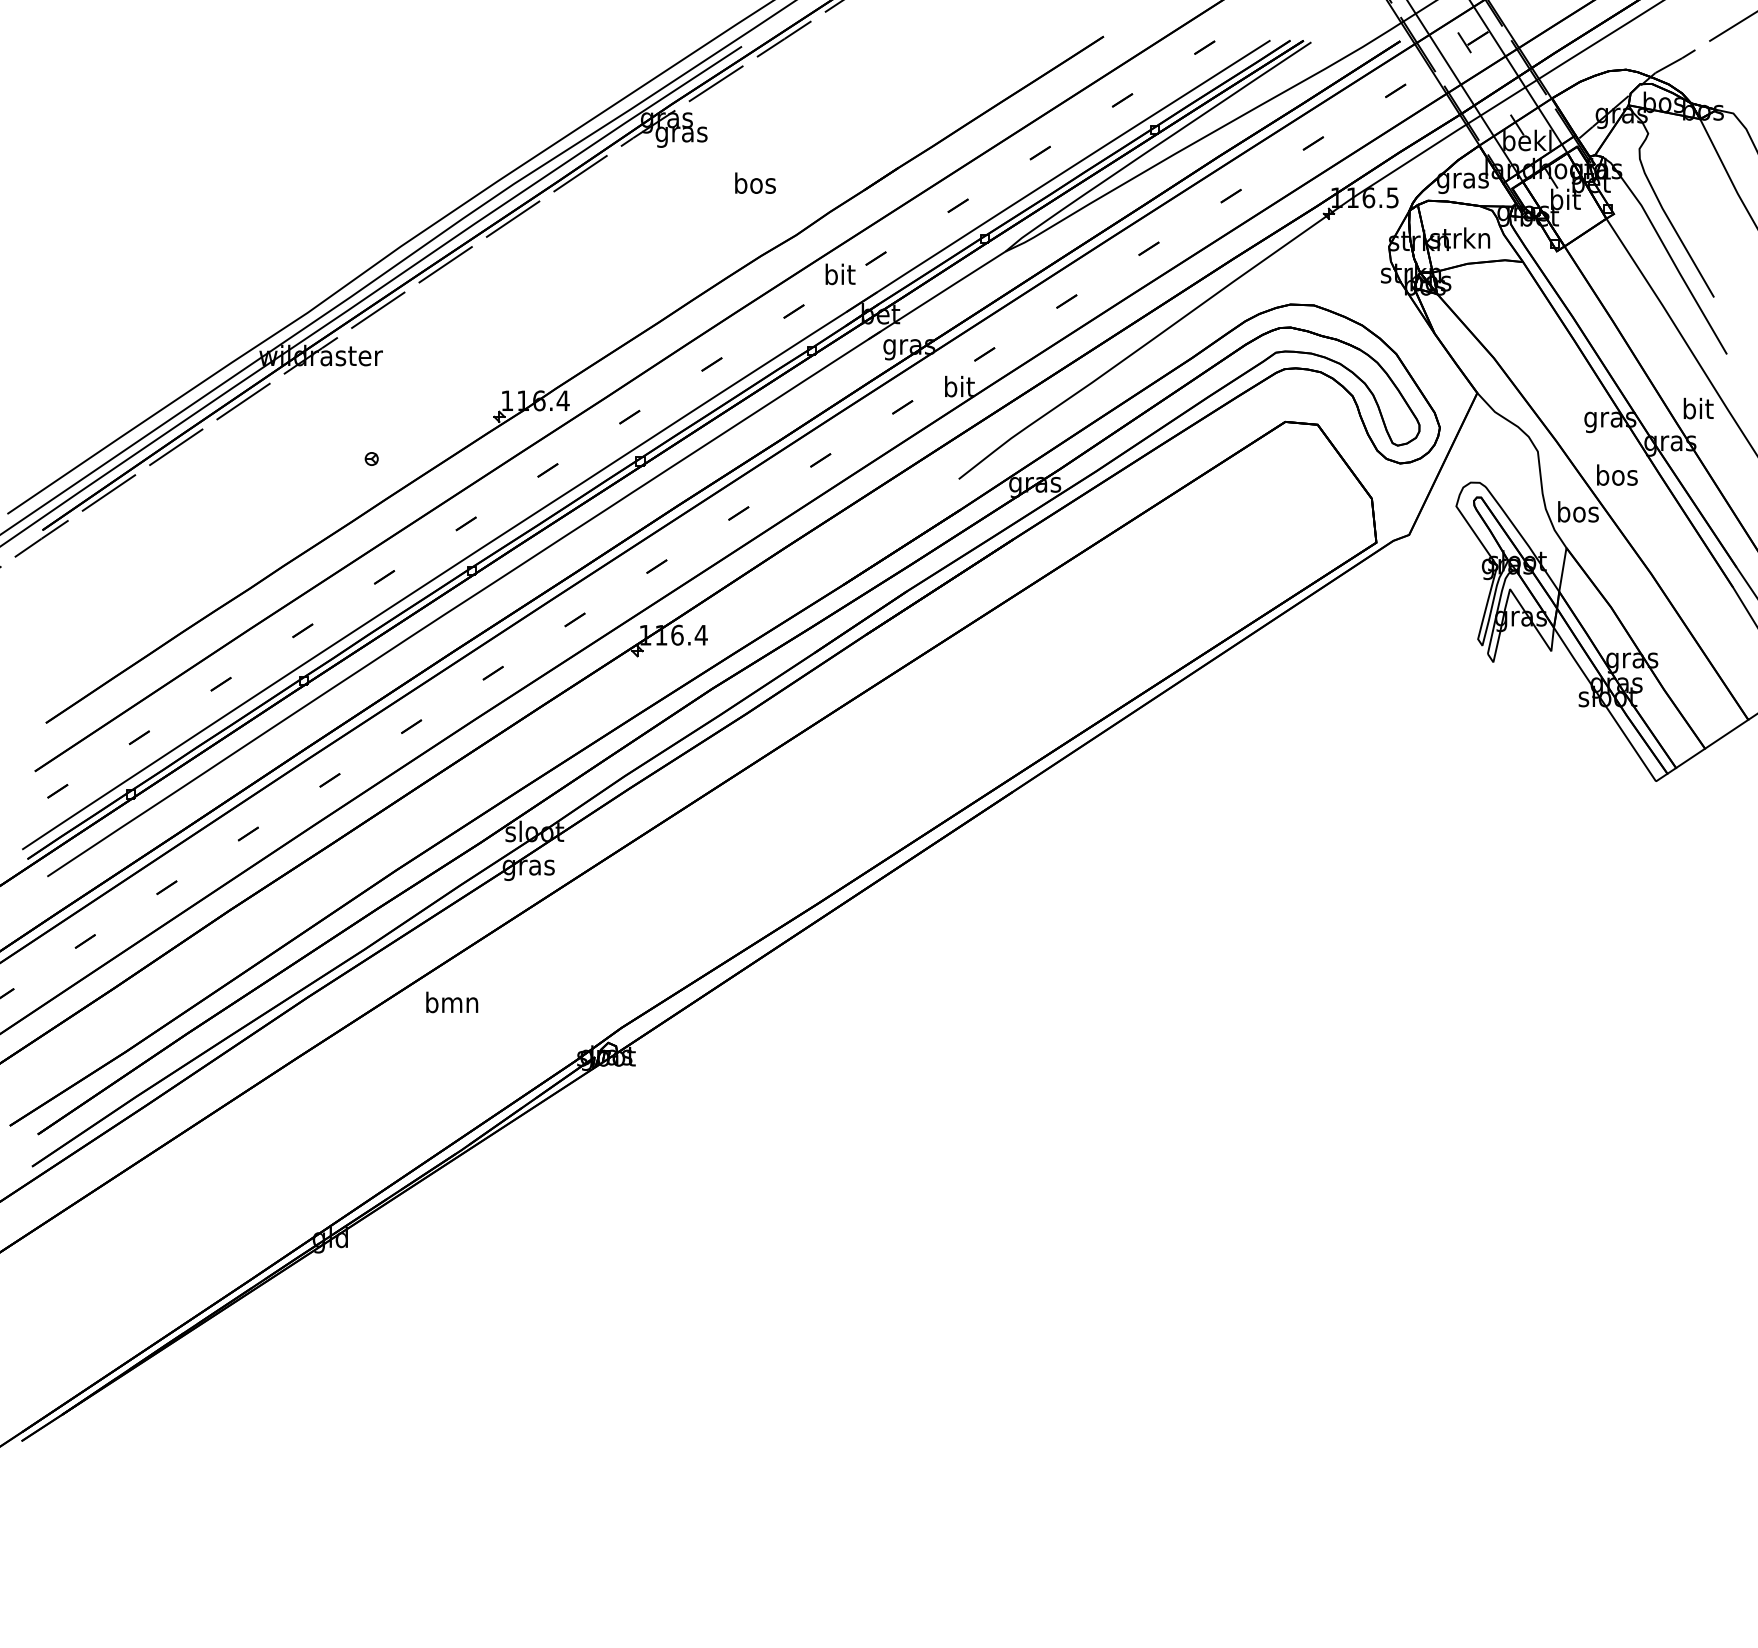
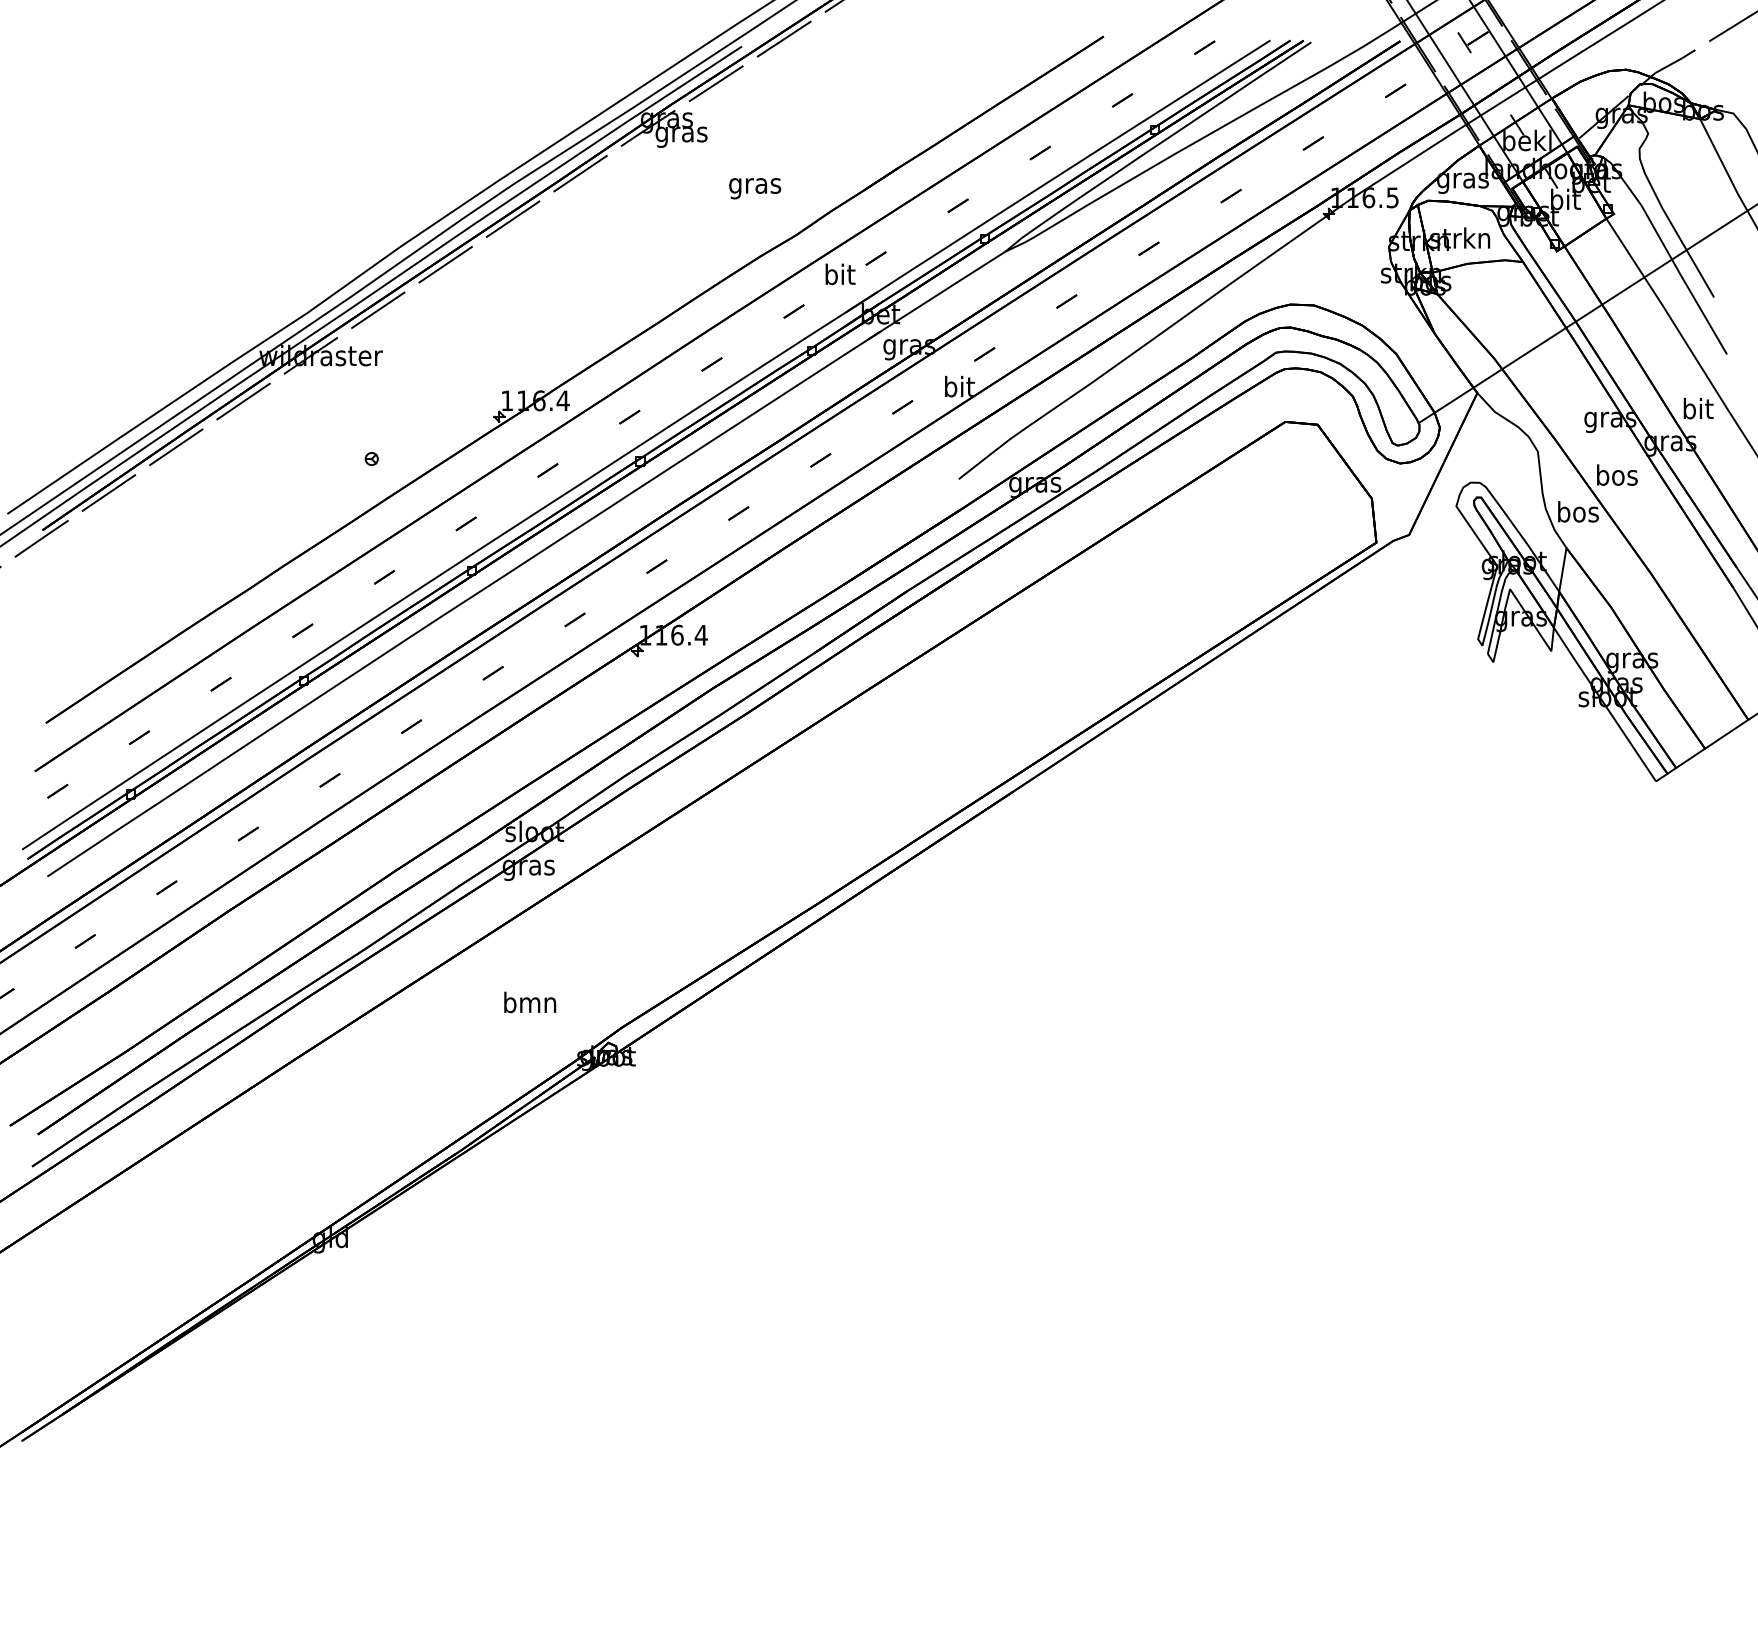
text: bos -> gras (755, 185)
line: none -> present (1586, 314)
text position: (452, 1002) -> (530, 1002) (530, 1002)
